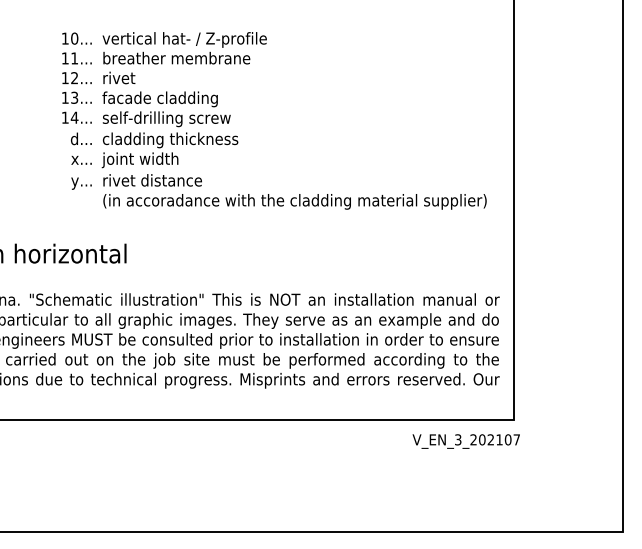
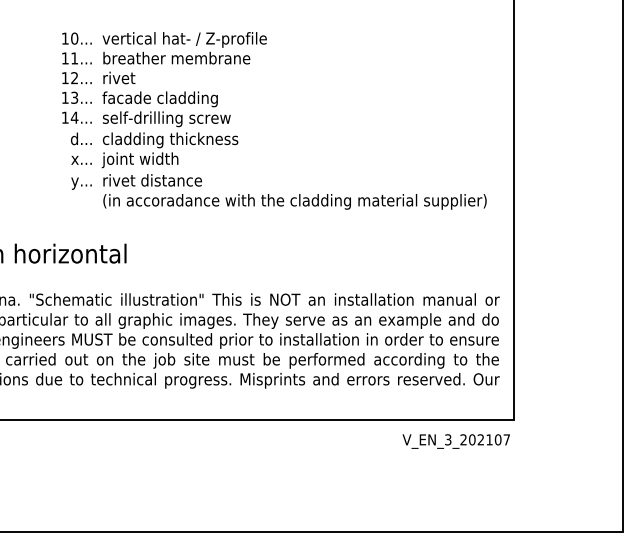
text position: (465, 441) -> (455, 441) (455, 441)
